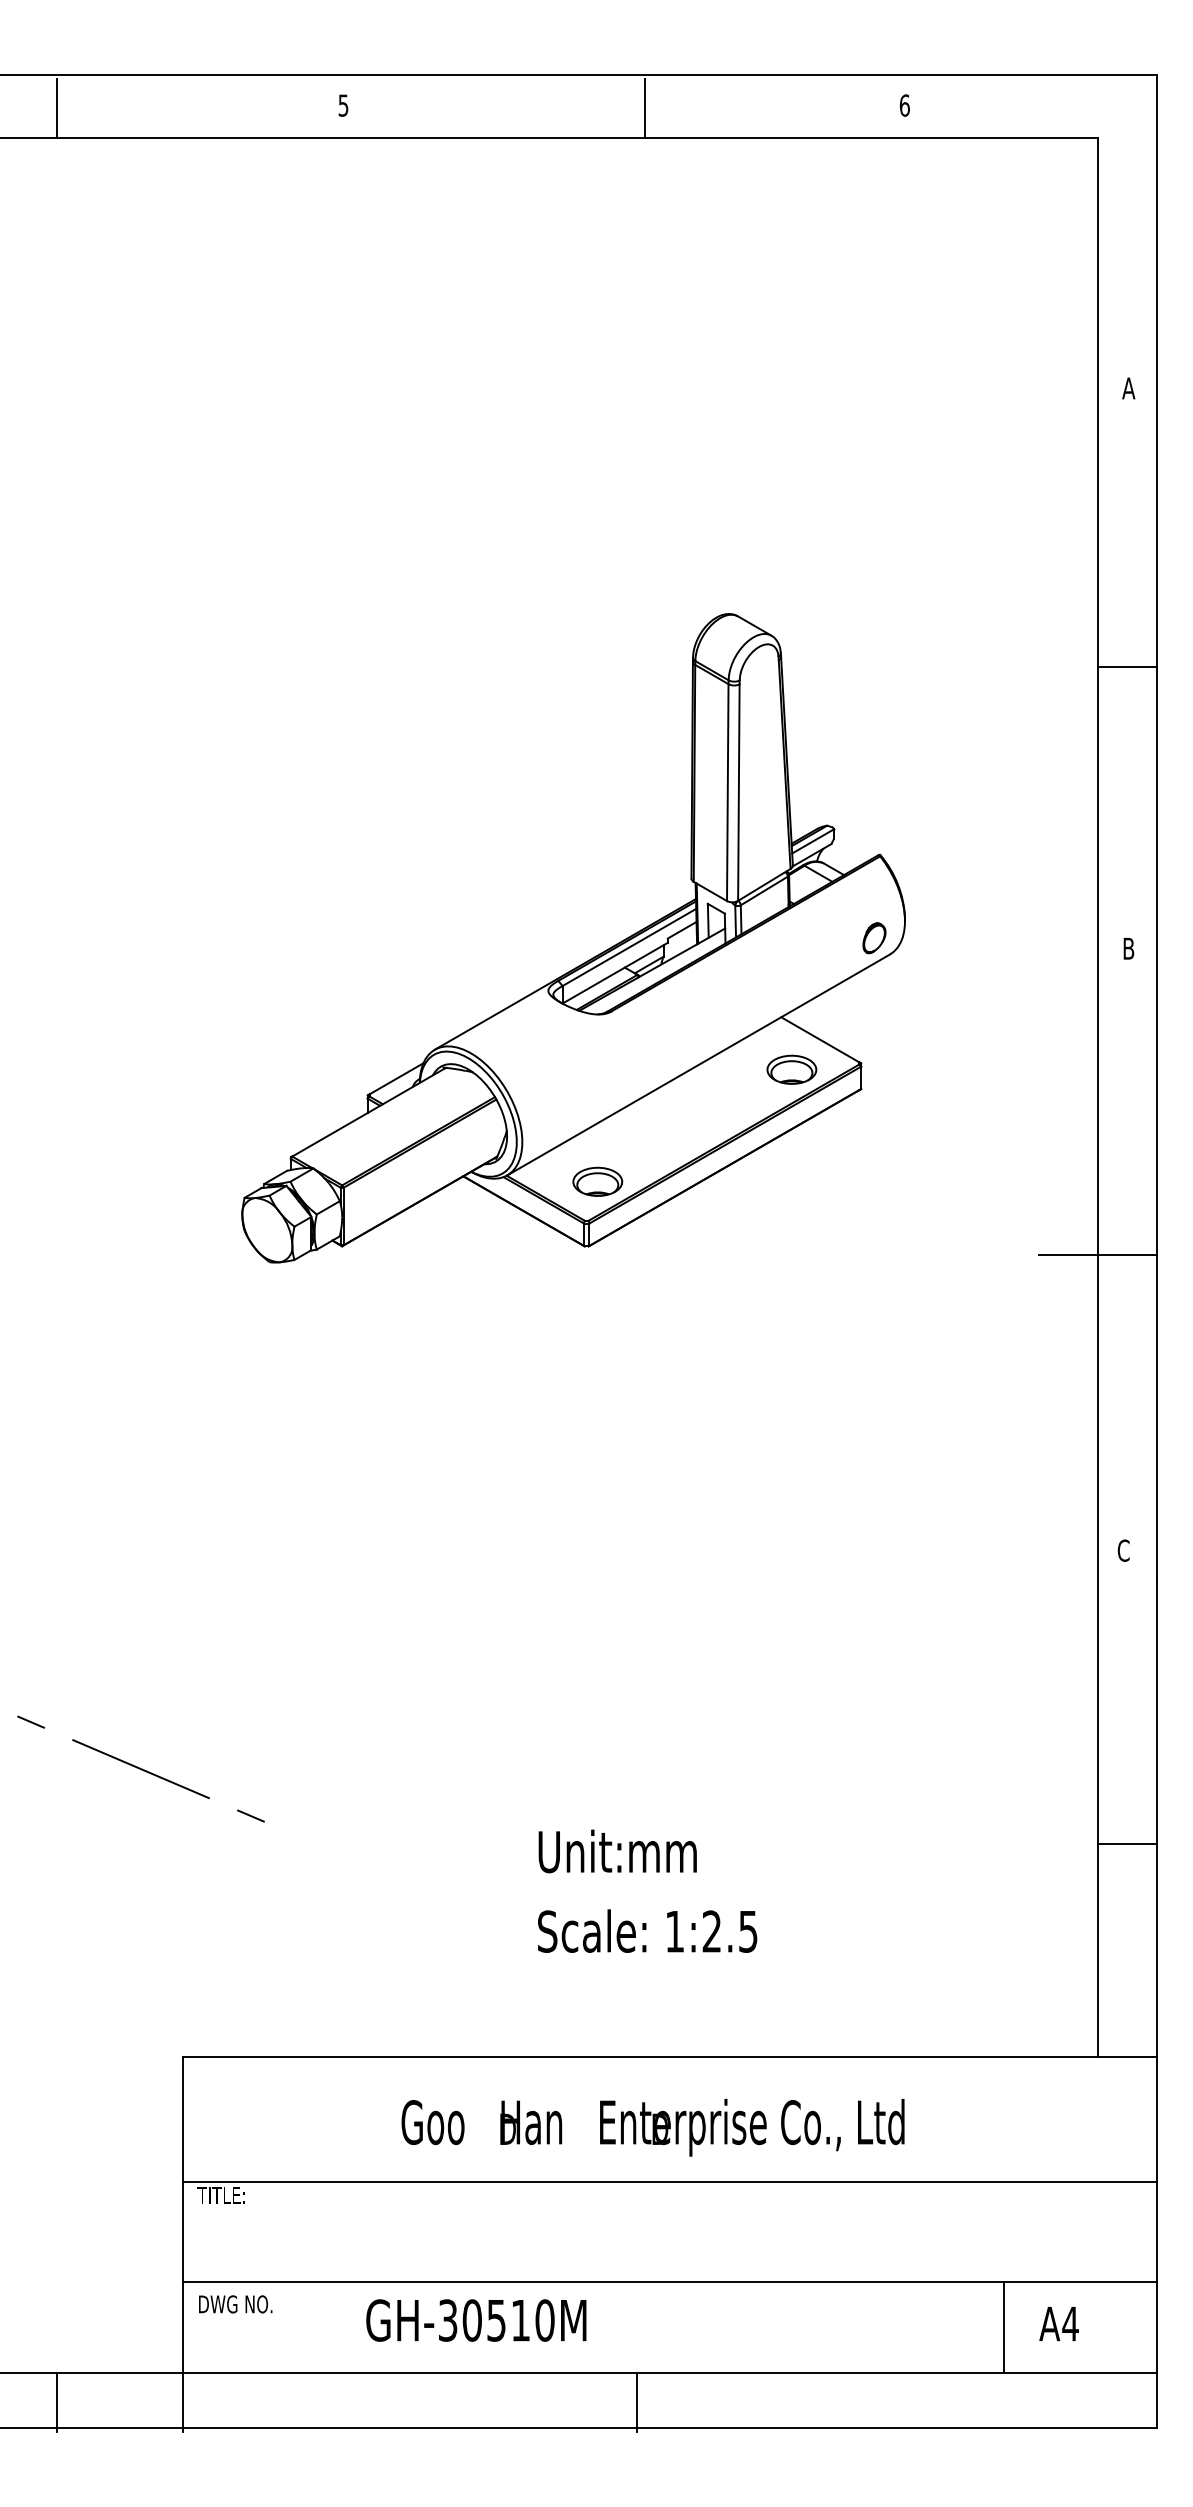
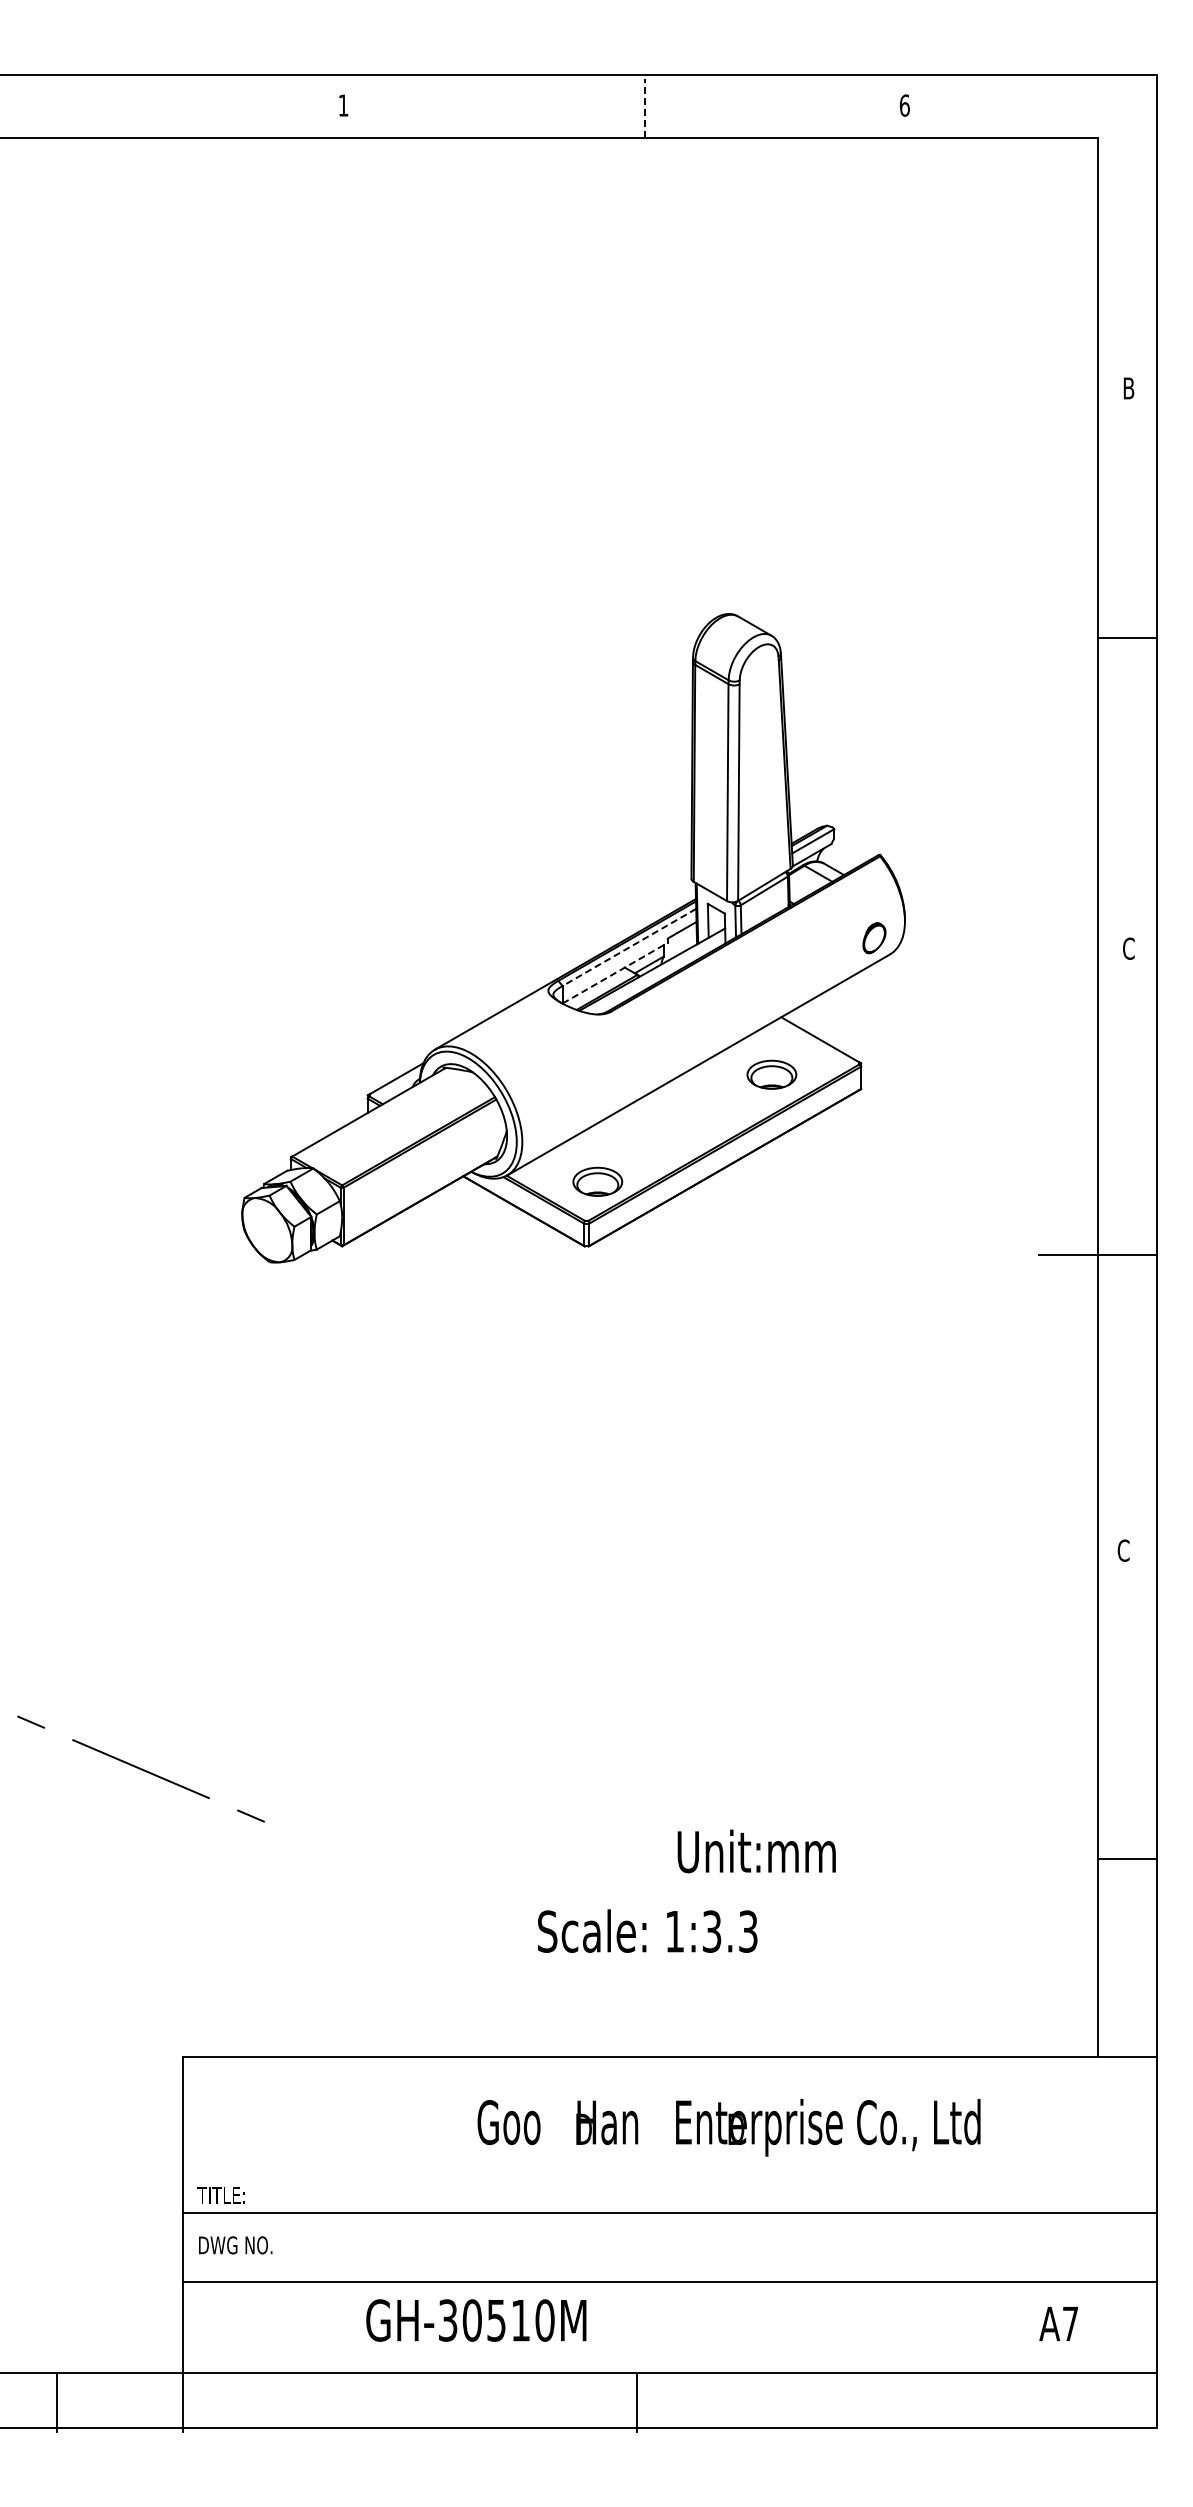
text: 5 -> 1 (343, 105)
line: solid -> dashed (645, 107)
line: present -> none (57, 108)
text: A -> B (1128, 388)
line position: (1127, 667) -> (1127, 638) (1127, 638)
line: solid -> dashed (628, 947)
text: B -> C (1128, 948)
line: solid -> dashed (615, 973)
part position: (791, 1069) -> (771, 1074) (771, 1074)
line position: (1127, 1843) -> (1127, 1858) (1127, 1858)
text position: (617, 1851) -> (756, 1851) (756, 1851)
text: 1:2.5 -> 1:3.3 (729, 1931)
text position: (652, 2127) -> (728, 2127) (728, 2127)
line position: (670, 2181) -> (670, 2212) (670, 2212)
text position: (235, 2304) -> (235, 2245) (235, 2245)
text: A4 -> A7 (1070, 2323)
line: present -> none (1004, 2326)
